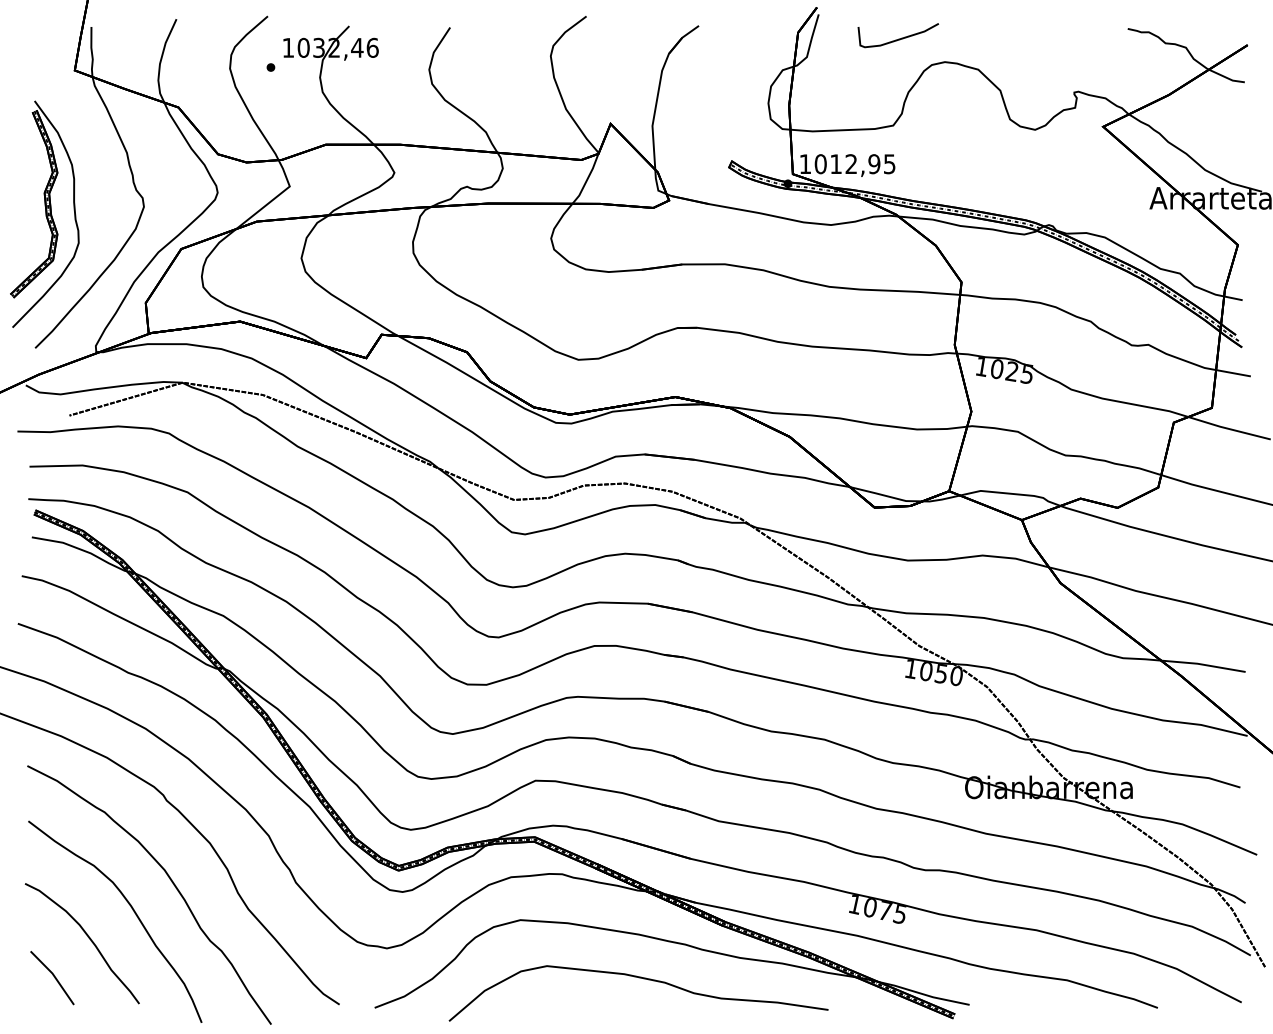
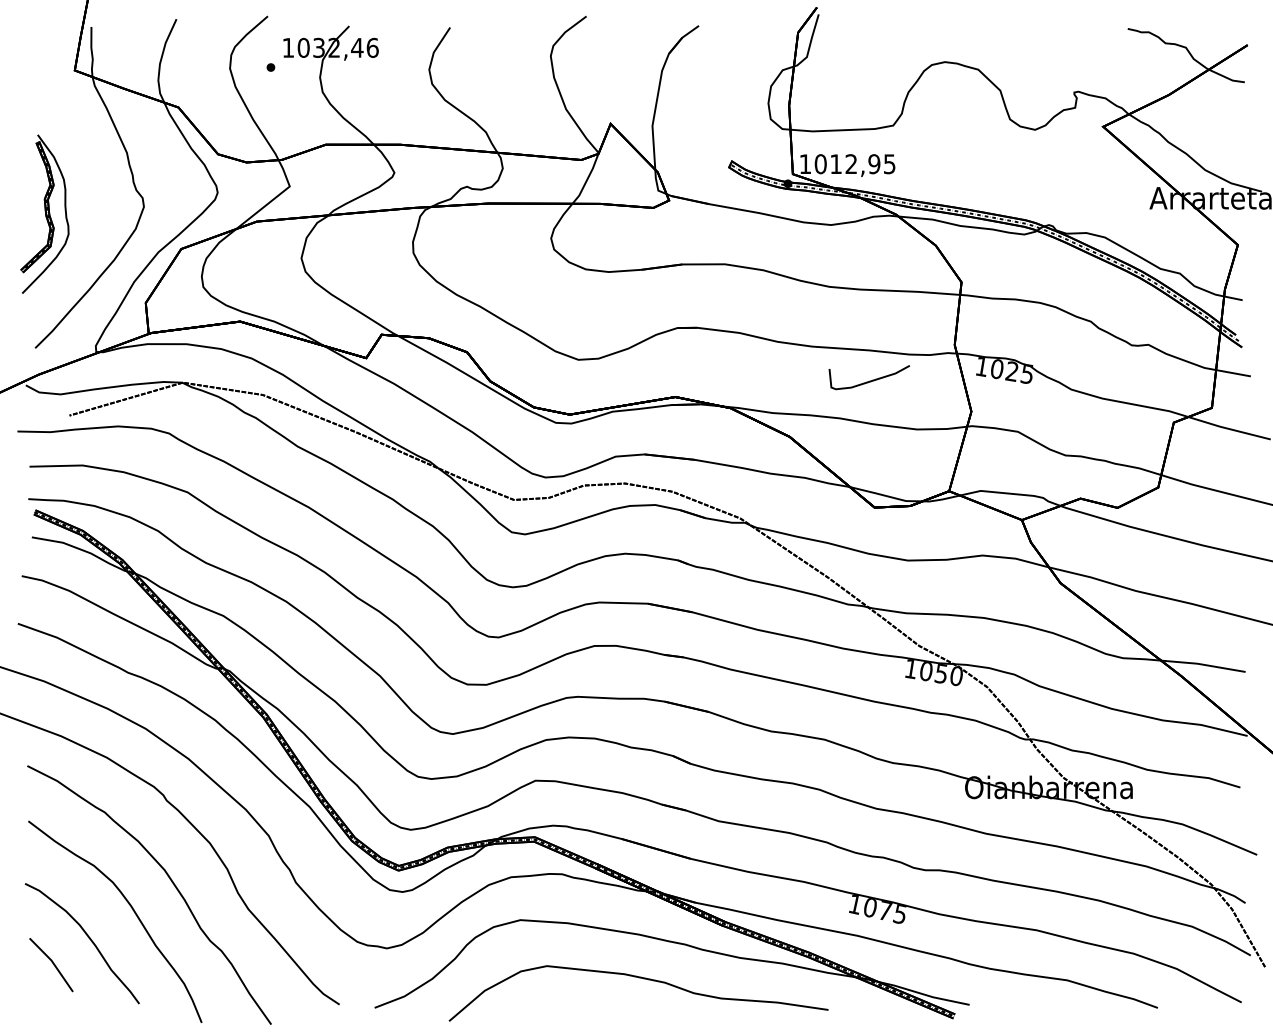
curve position: (898, 38) -> (869, 380) (869, 380)
part size: 70x228 px -> 50x160 px (44, 213)
line position: (54, 978) -> (53, 965) (53, 965)
